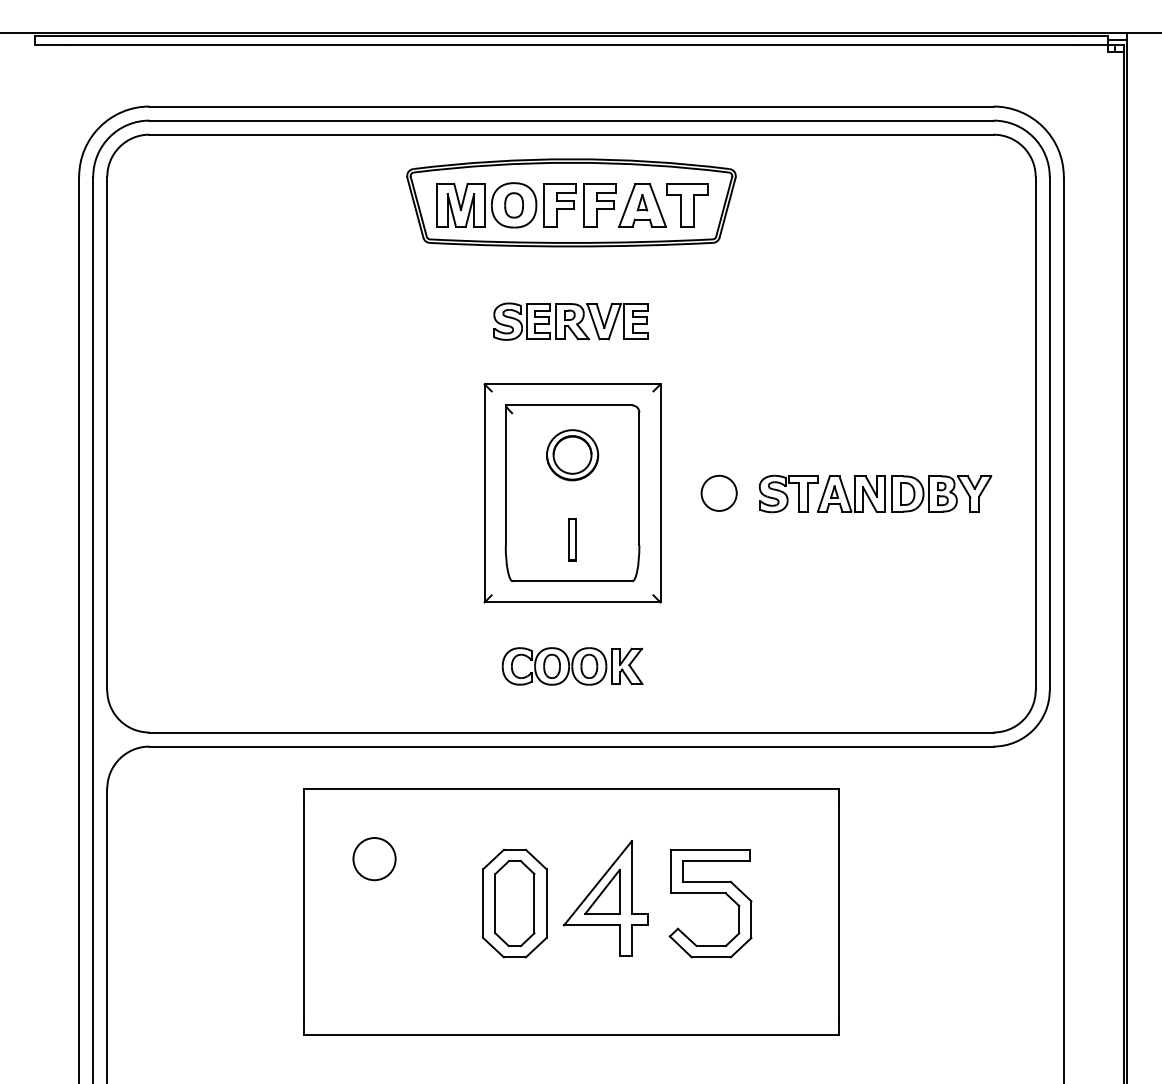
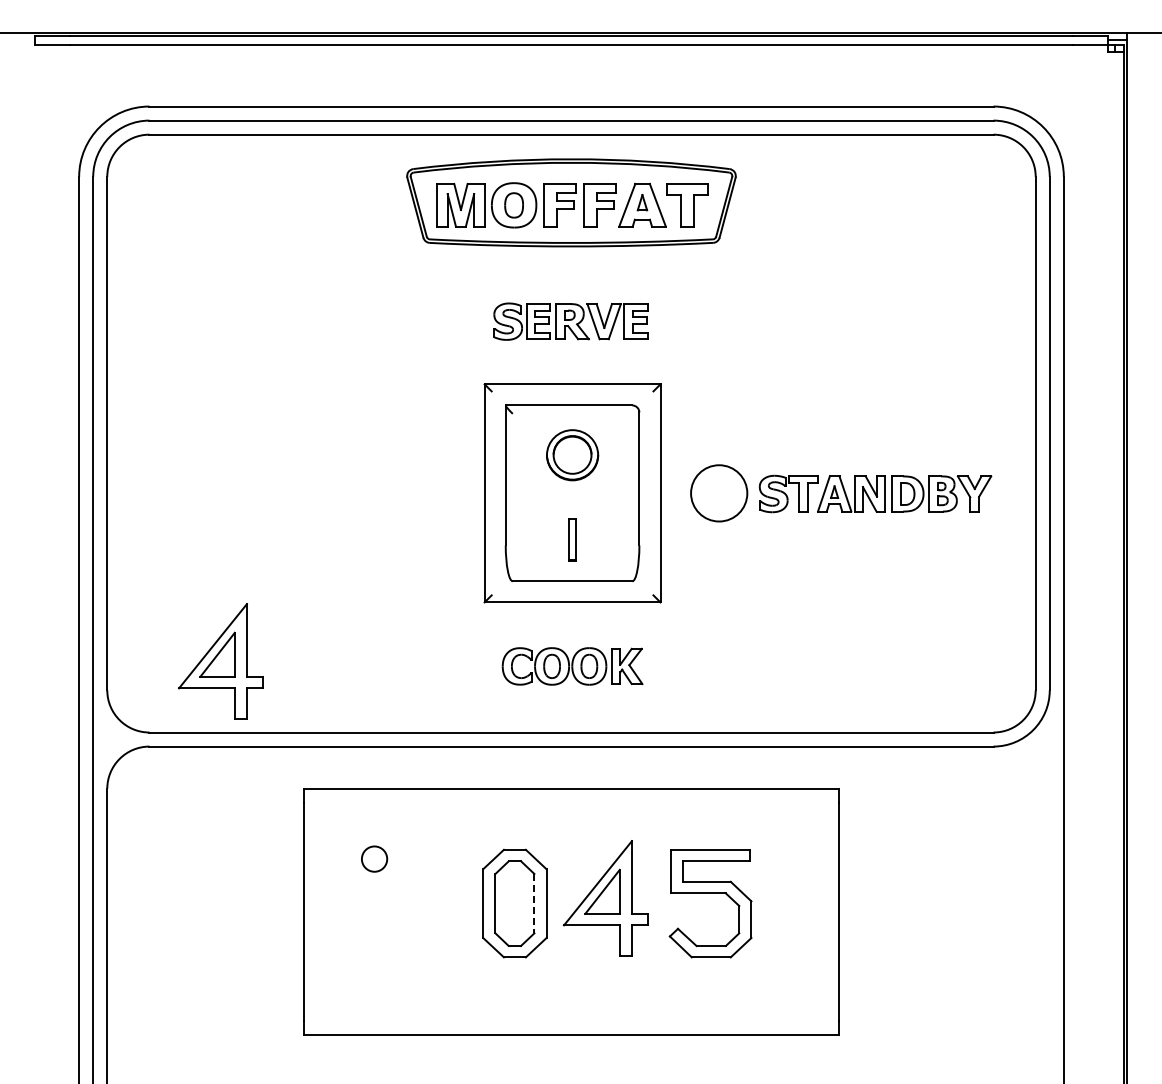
circle diameter: 35 px -> 56 px (719, 493)
part: none -> present (220, 661)
circle diameter: 42 px -> 25 px (374, 858)
line: solid -> dashed (534, 903)
